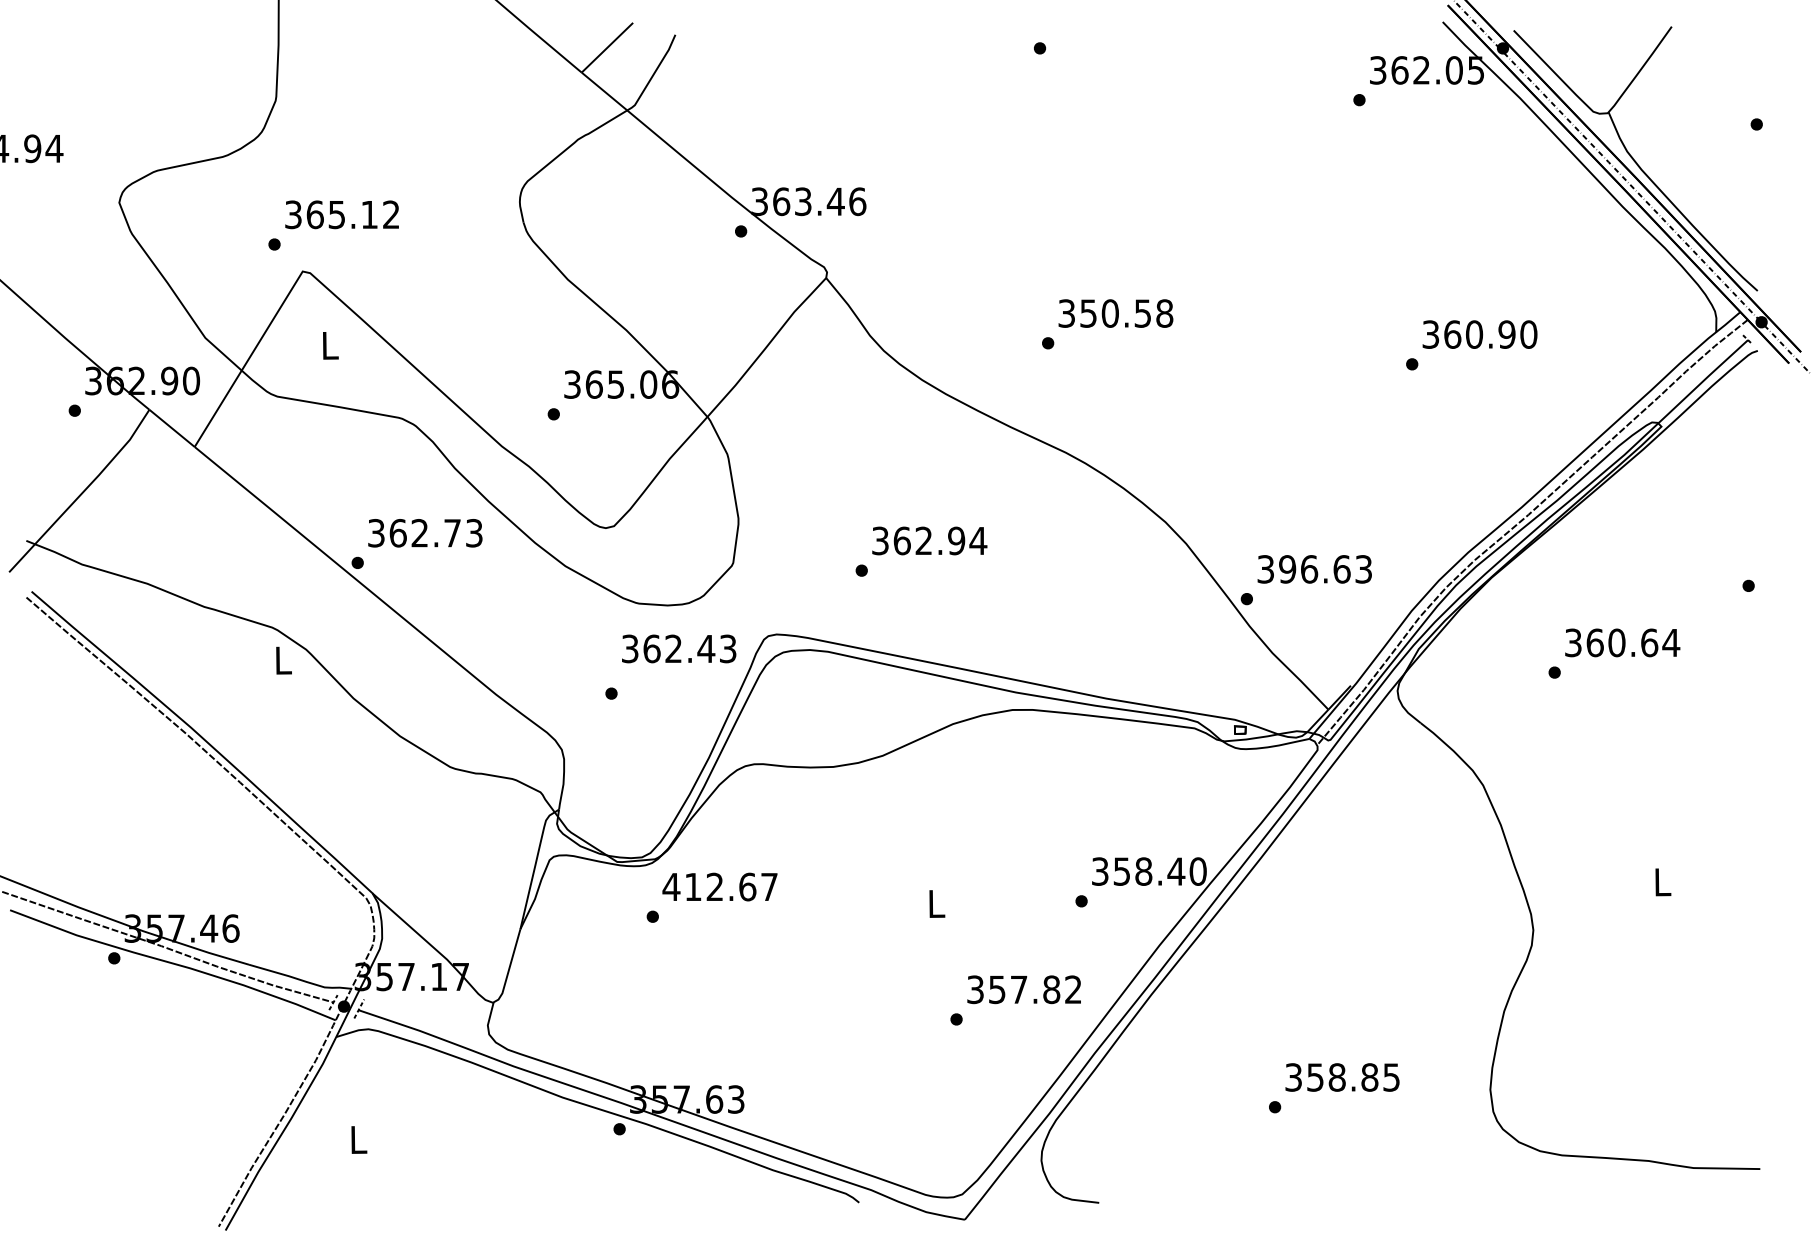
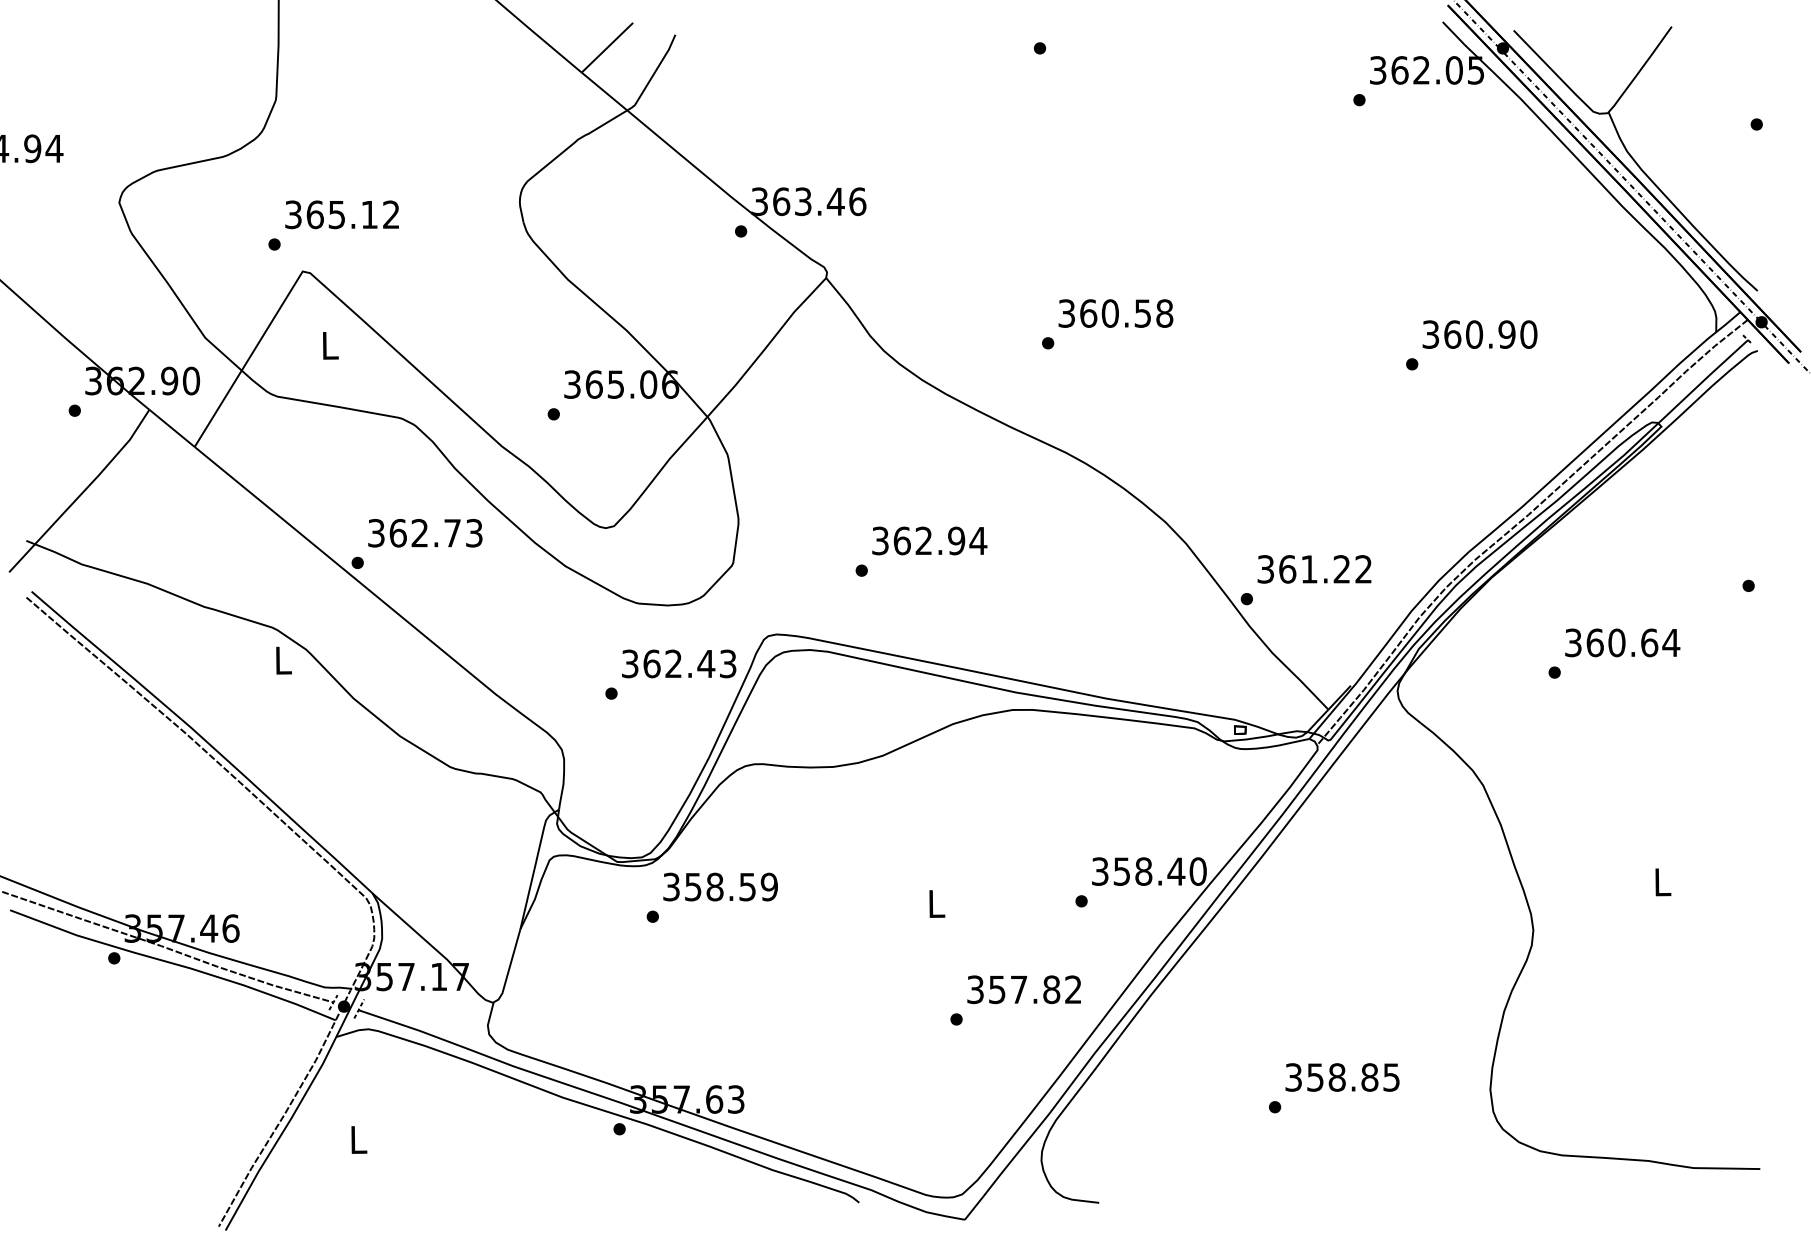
text: 350.58 -> 360.58 (1088, 313)
text: 396.63 -> 361.22 (1325, 569)
text position: (679, 648) -> (679, 663) (679, 663)
text: 412.67 -> 358.59 (719, 886)
